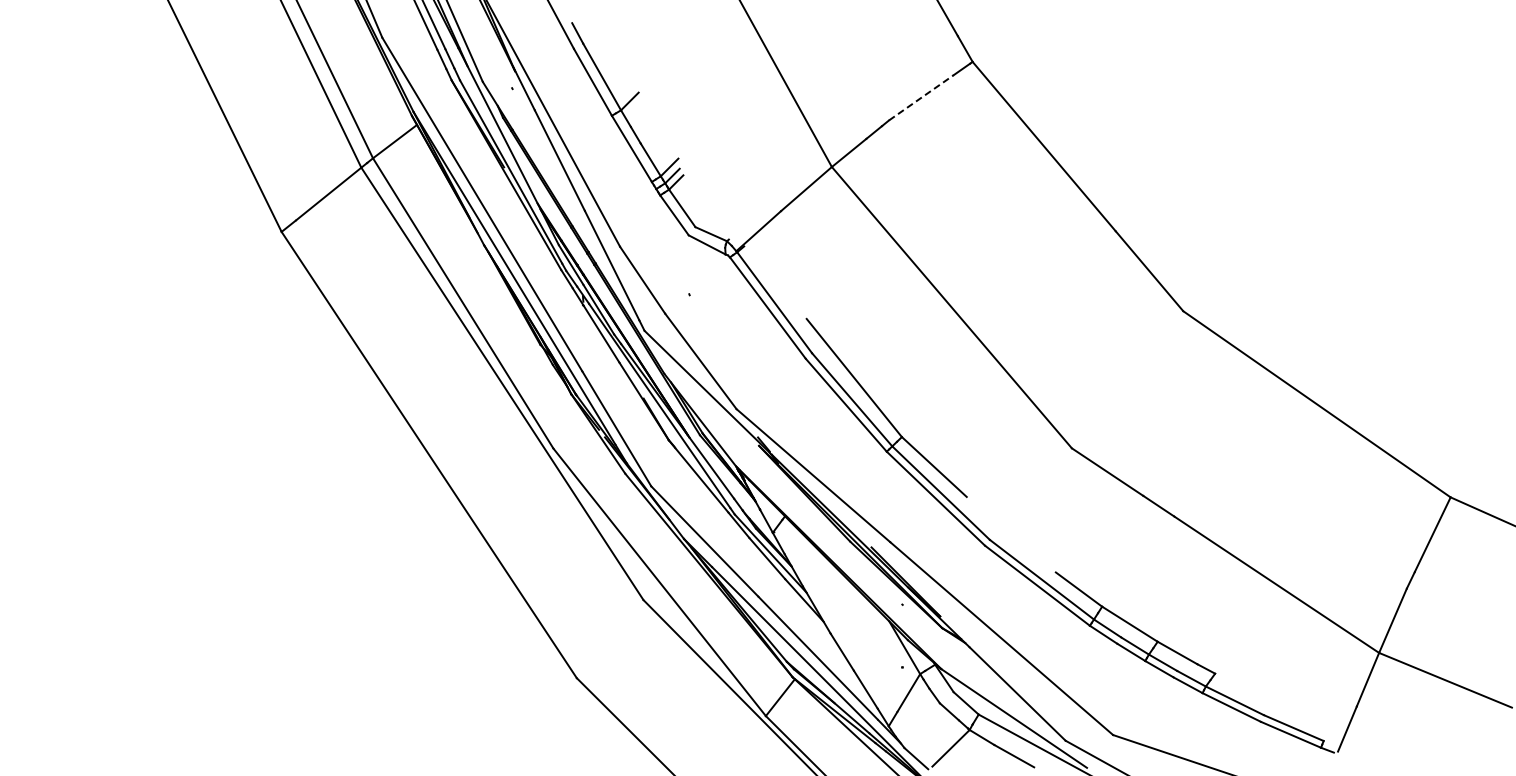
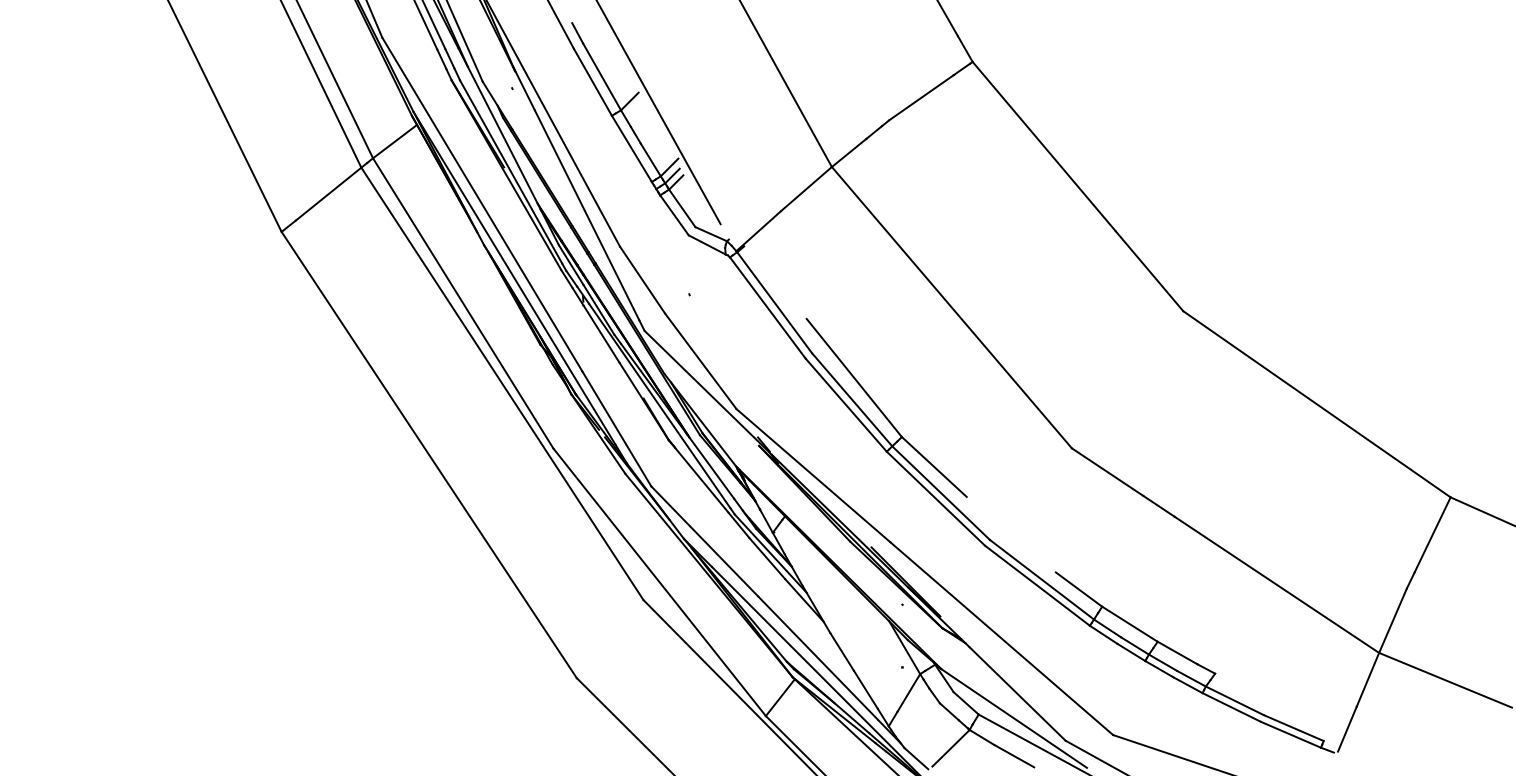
line: dashed -> solid (921, 97)
line: none -> present (658, 113)
